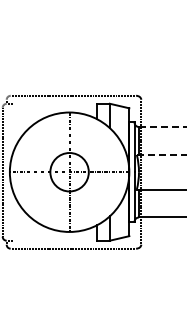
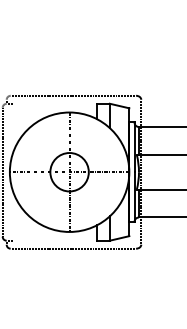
line: dashed -> solid (162, 126)
line: dashed -> solid (161, 154)
